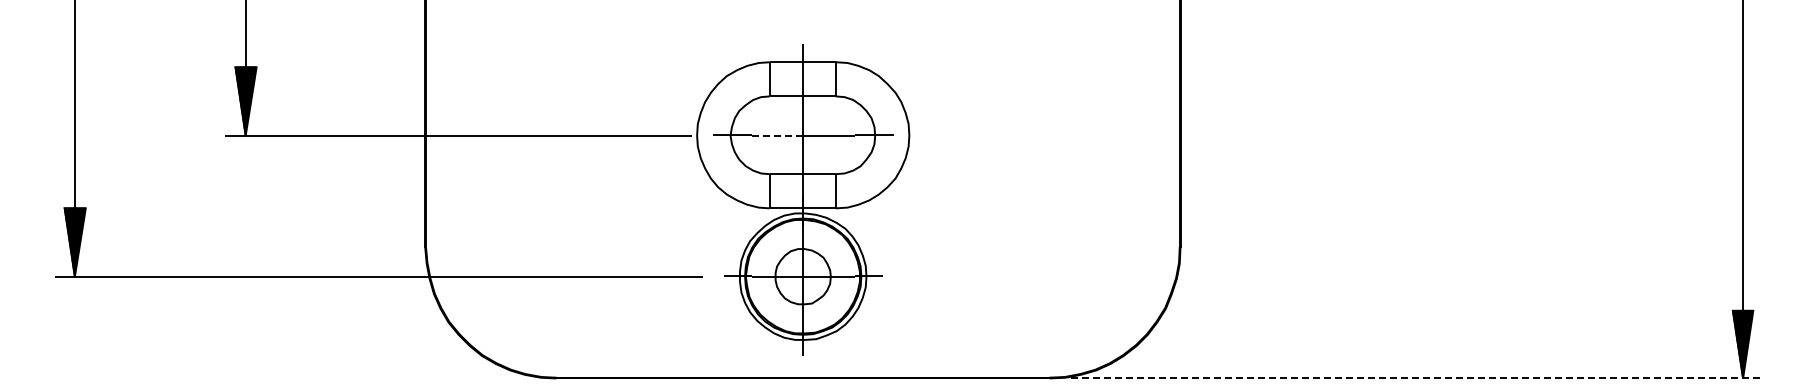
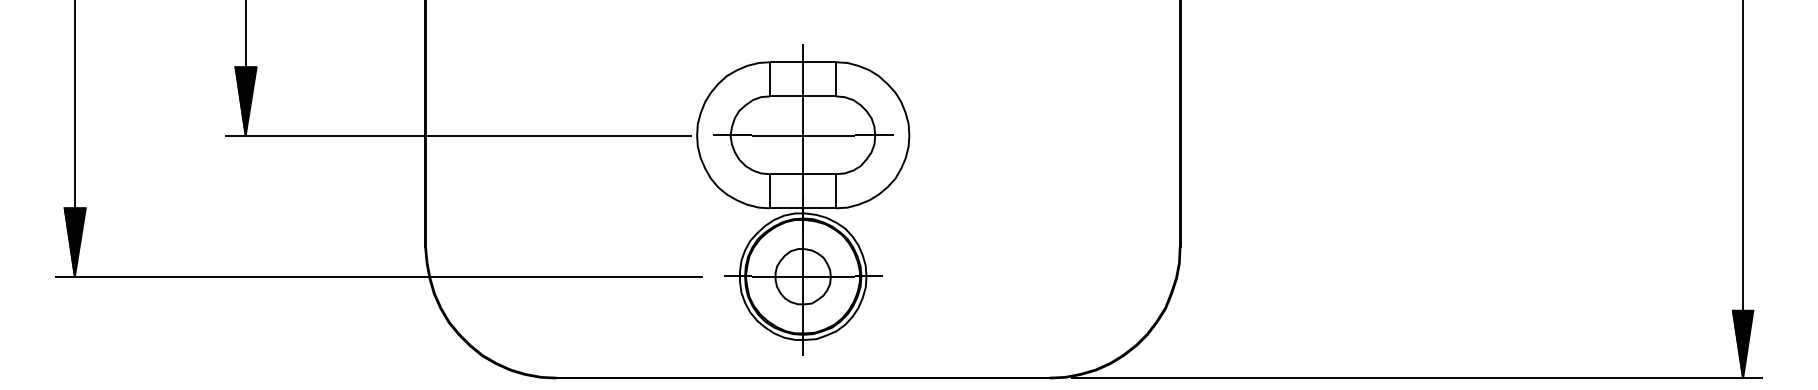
line: dashed -> solid (777, 135)
line: dashed -> solid (1417, 378)
